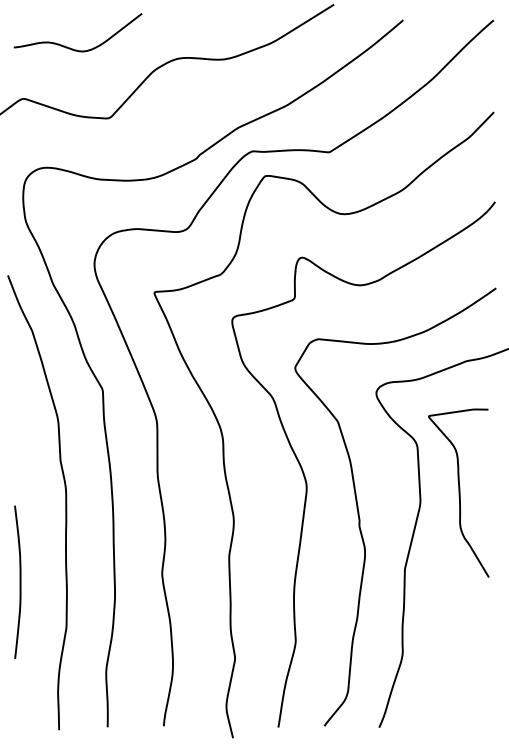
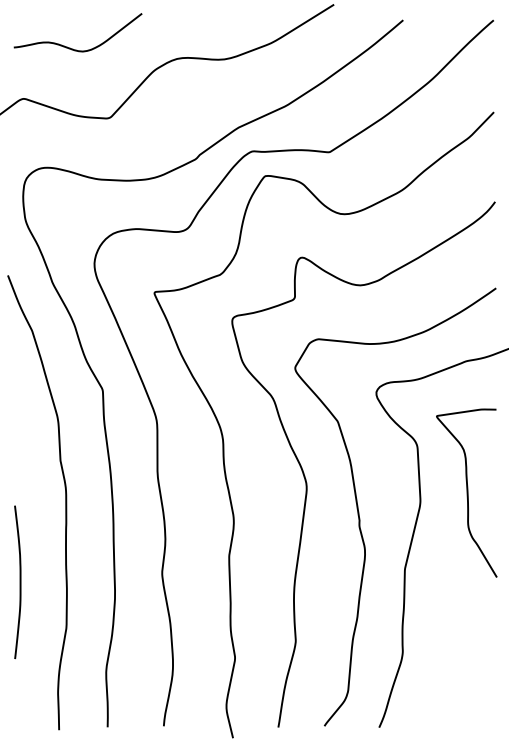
curve position: (458, 492) -> (466, 492) (466, 492)
